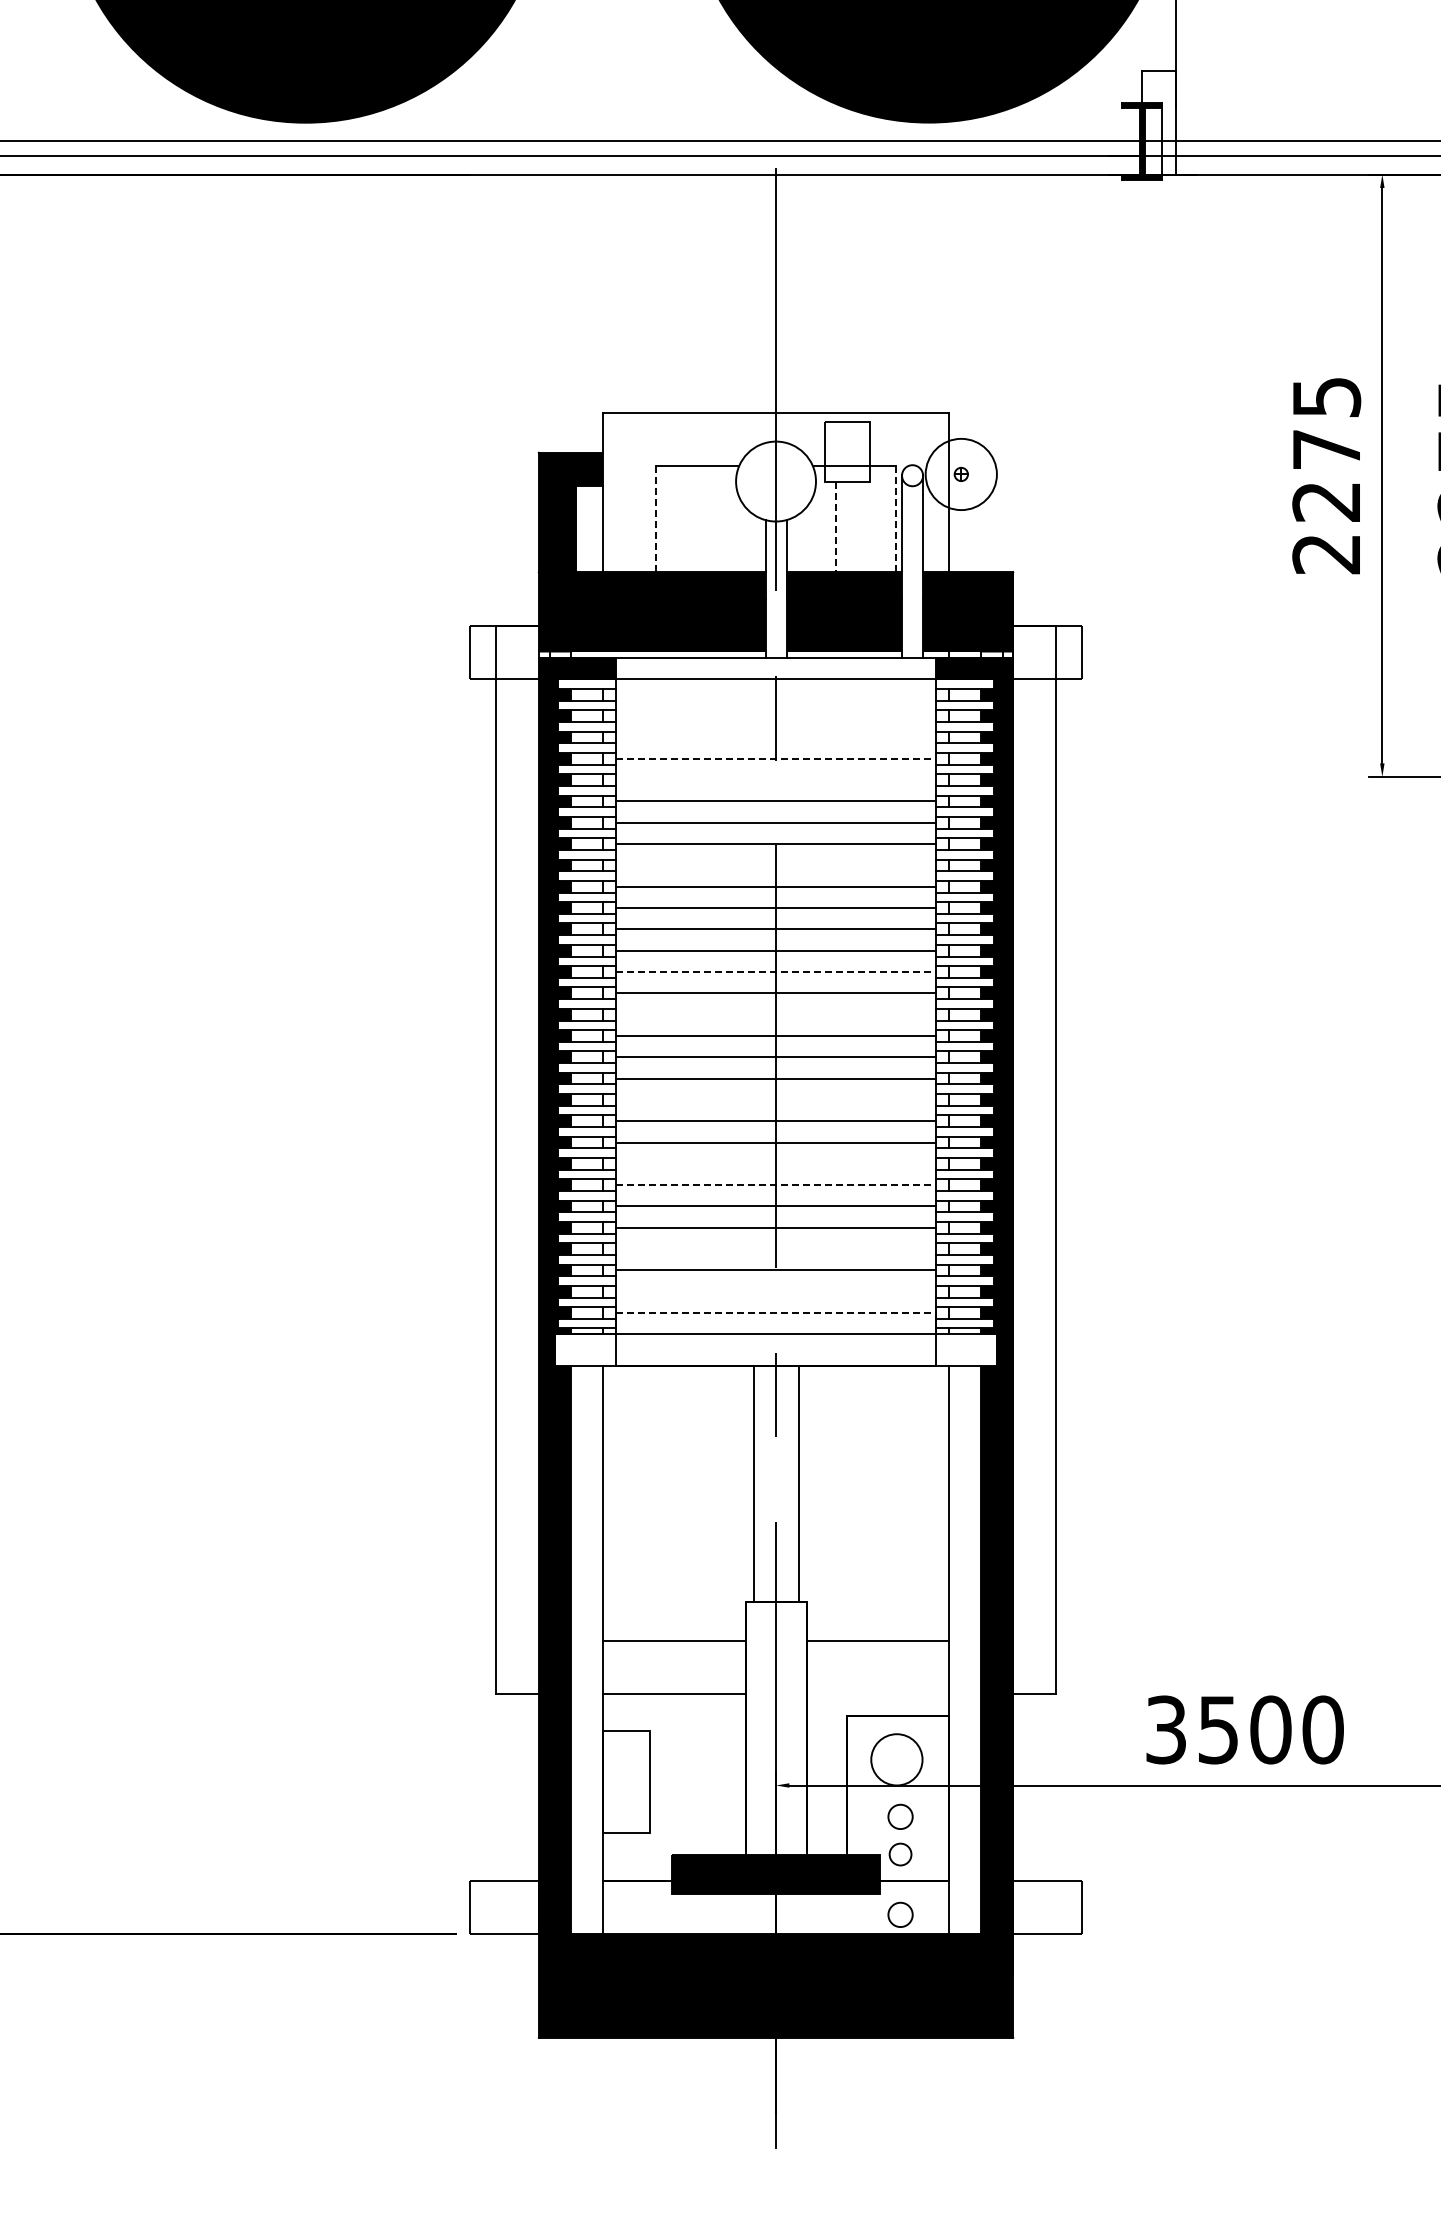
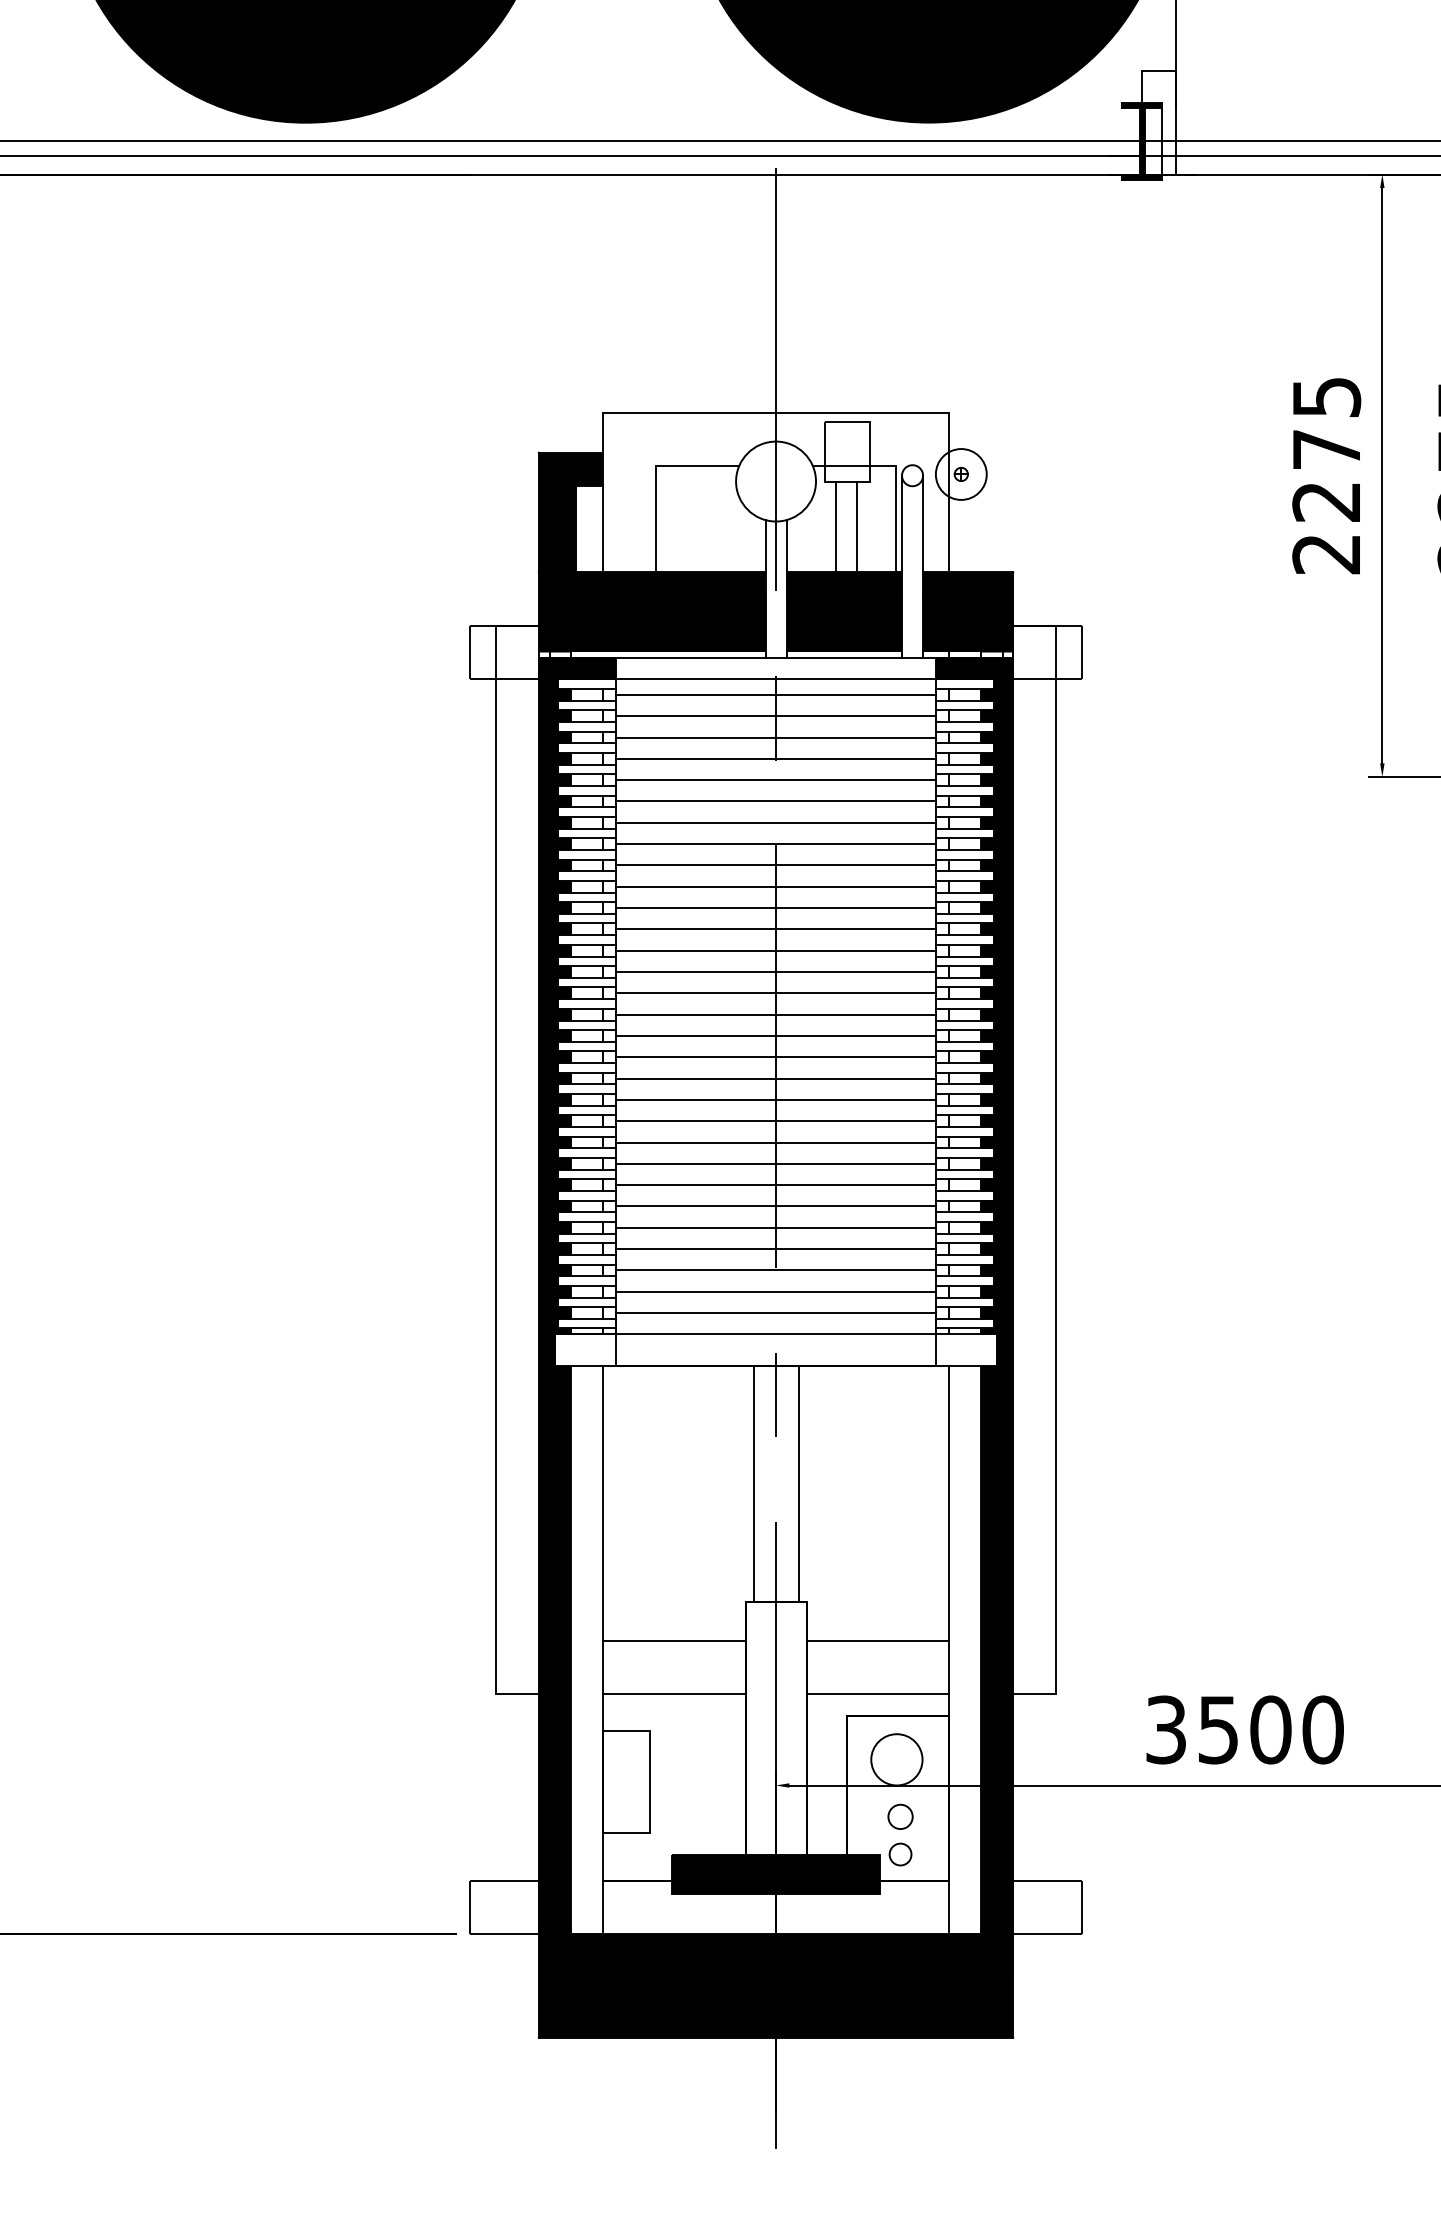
circle diameter: 71 px -> 51 px (960, 474)
line: dashed -> solid (656, 519)
line: dashed -> solid (895, 519)
line: dashed -> solid (836, 527)
line: none -> present (857, 527)
line: none -> present (775, 694)
line: none -> present (775, 716)
line: none -> present (775, 737)
line: dashed -> solid (776, 758)
line: none -> present (775, 780)
line: none -> present (775, 865)
line: dashed -> solid (776, 972)
line: none -> present (775, 1014)
line: none -> present (775, 1099)
line: none -> present (775, 1163)
line: dashed -> solid (776, 1185)
line: none -> present (775, 1249)
line: none -> present (775, 1291)
line: dashed -> solid (776, 1313)
line: none -> present (877, 1694)
circle: present -> none (900, 1914)
